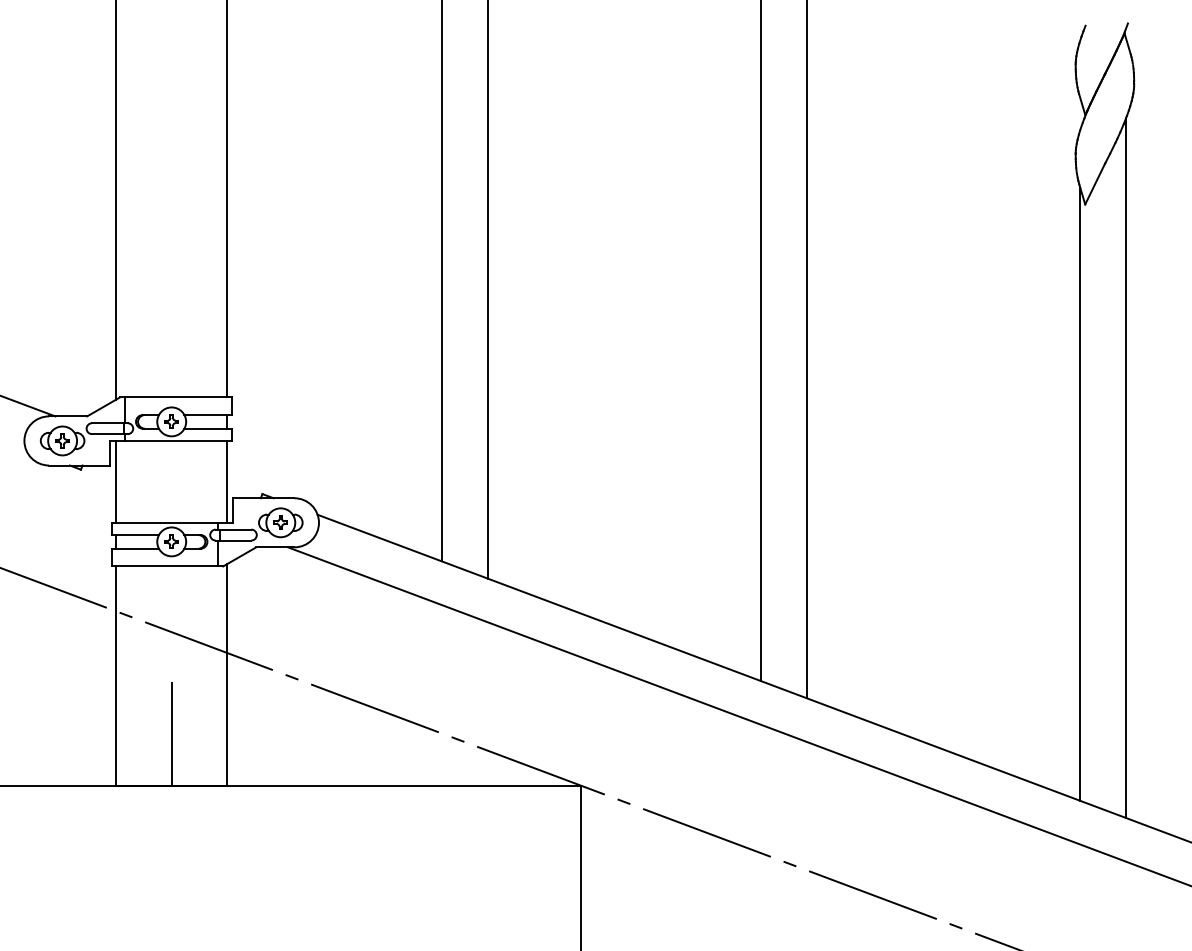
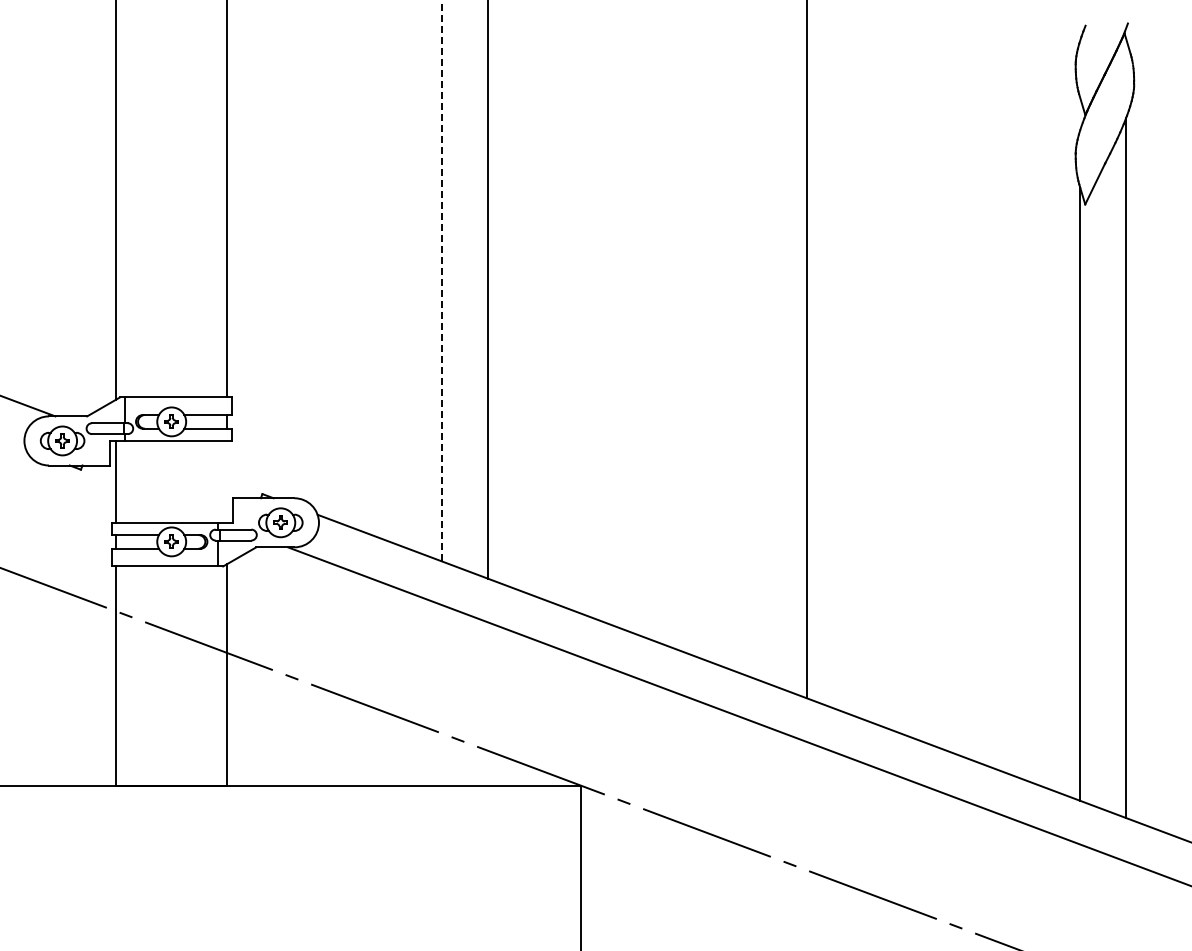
line: solid -> dashed (441, 280)
line: present -> none (760, 341)
line: present -> none (226, 481)
line: present -> none (171, 733)
